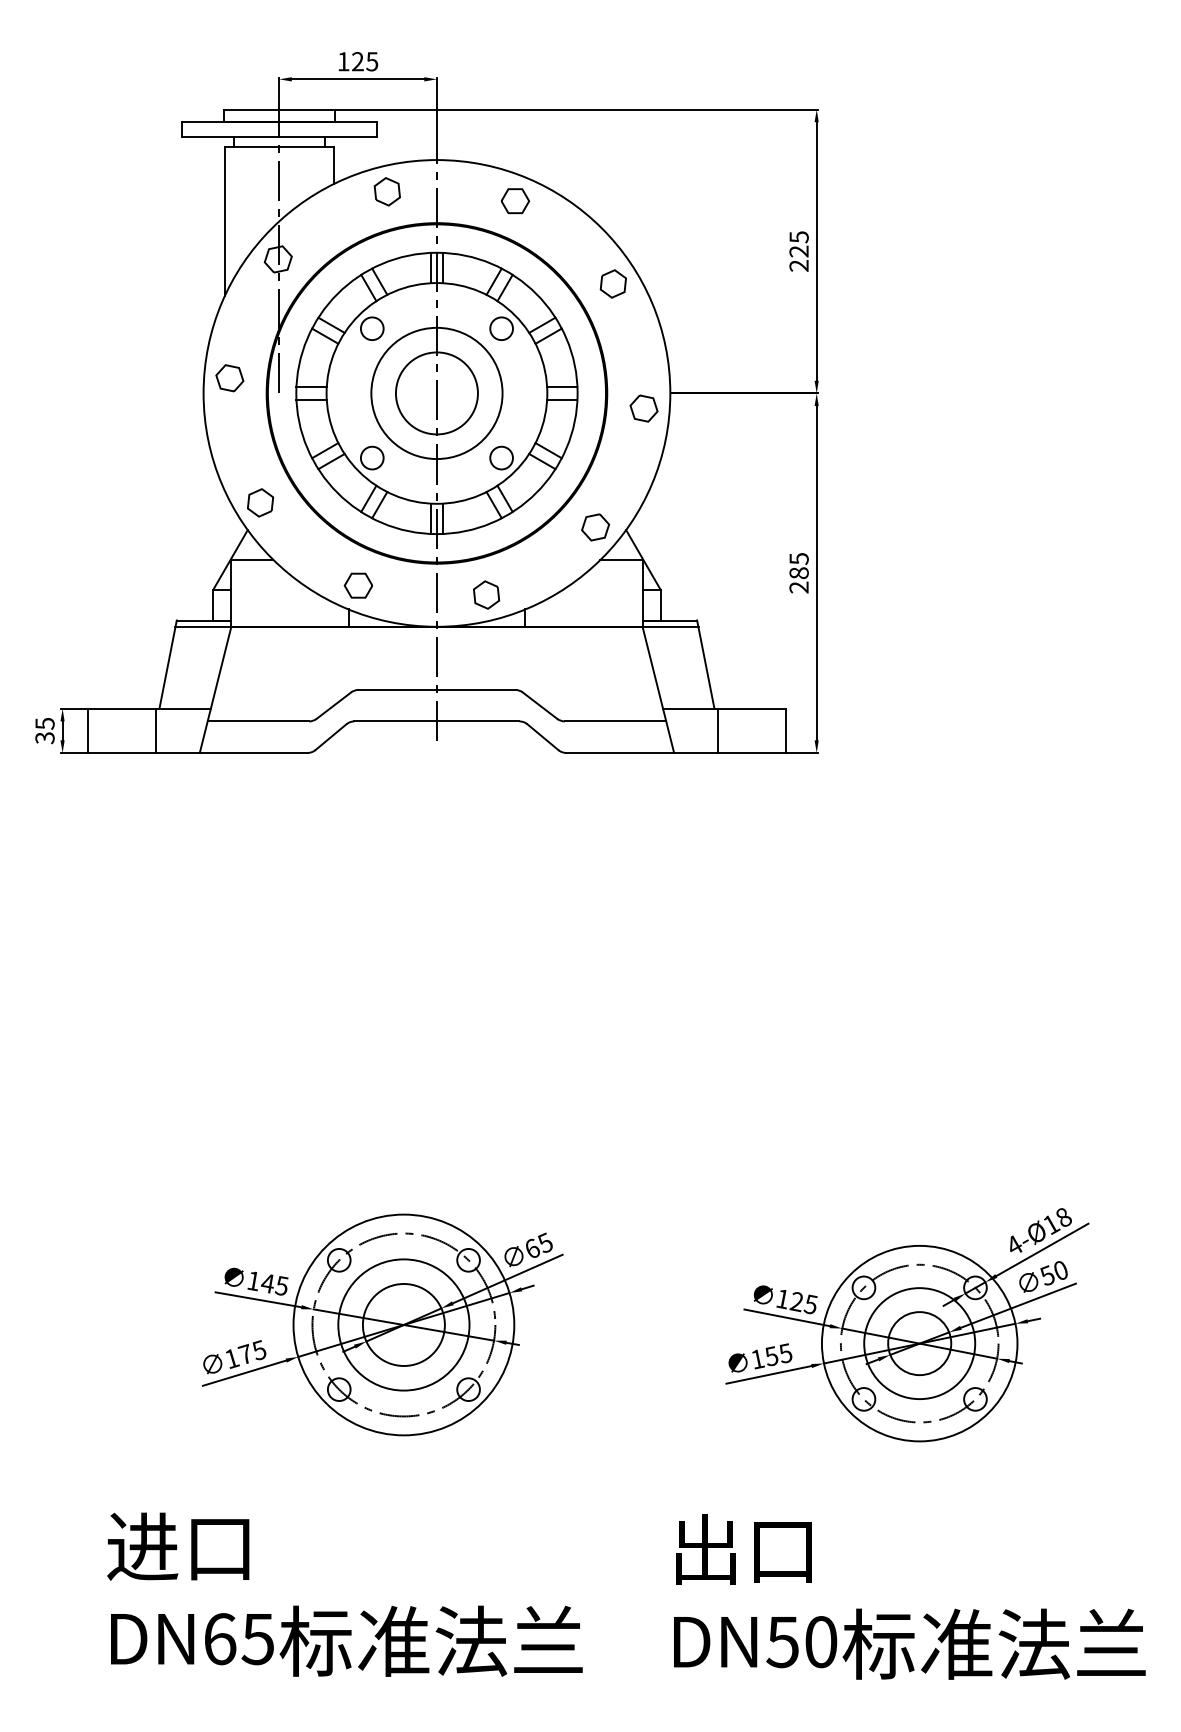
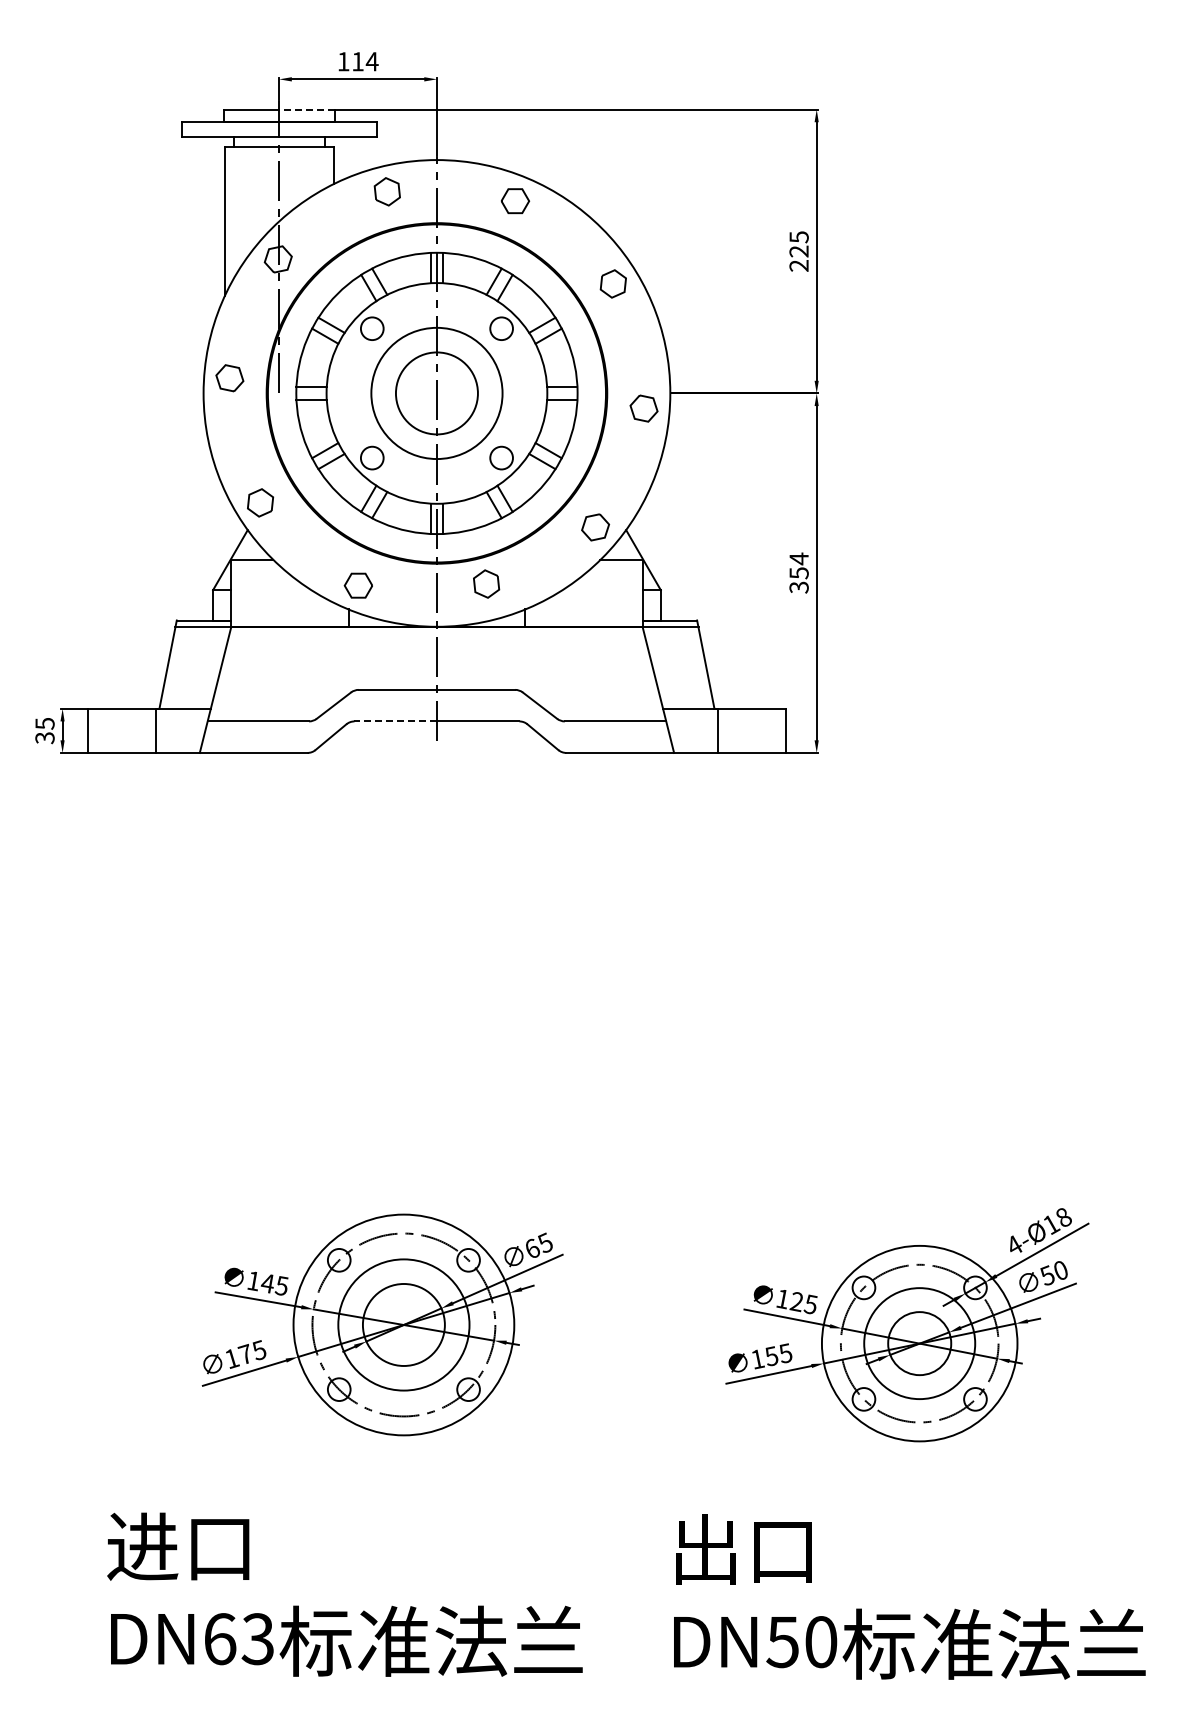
text: 125 -> 114 (365, 61)
line: solid -> dashed (307, 109)
text: 285 -> 354 (798, 572)
part position: (486, 594) -> (486, 583) (486, 583)
line: solid -> dashed (395, 721)
text: DN65 -> DN63 (257, 1638)
